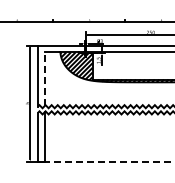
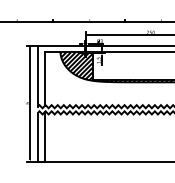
line: dashed -> solid (44, 79)
line: dashed -> solid (109, 162)
